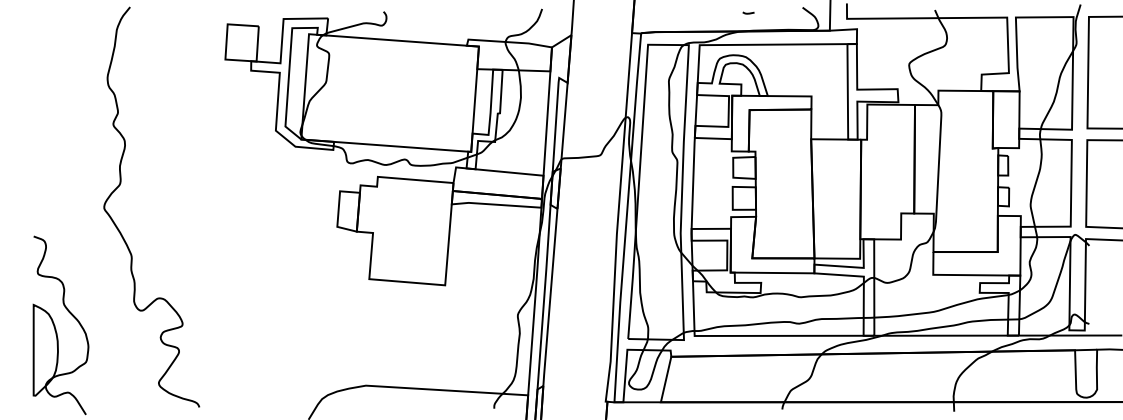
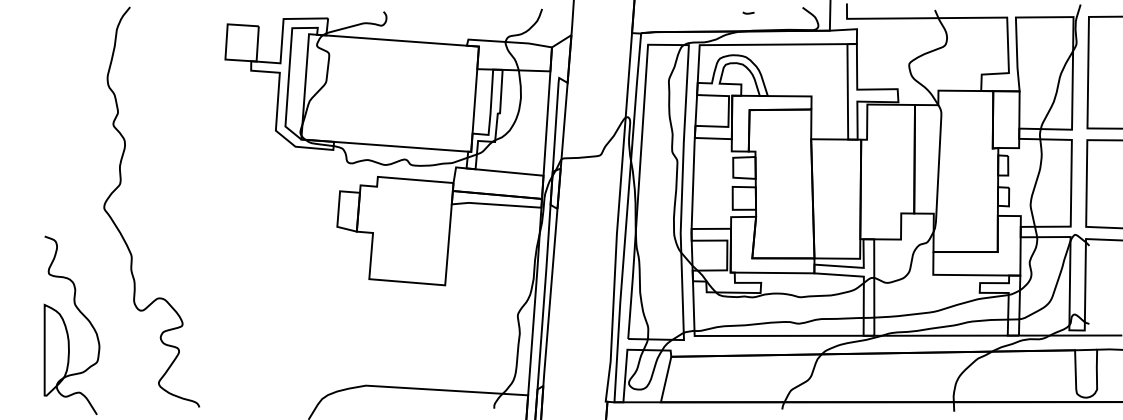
part position: (60, 325) -> (71, 325) (71, 325)
